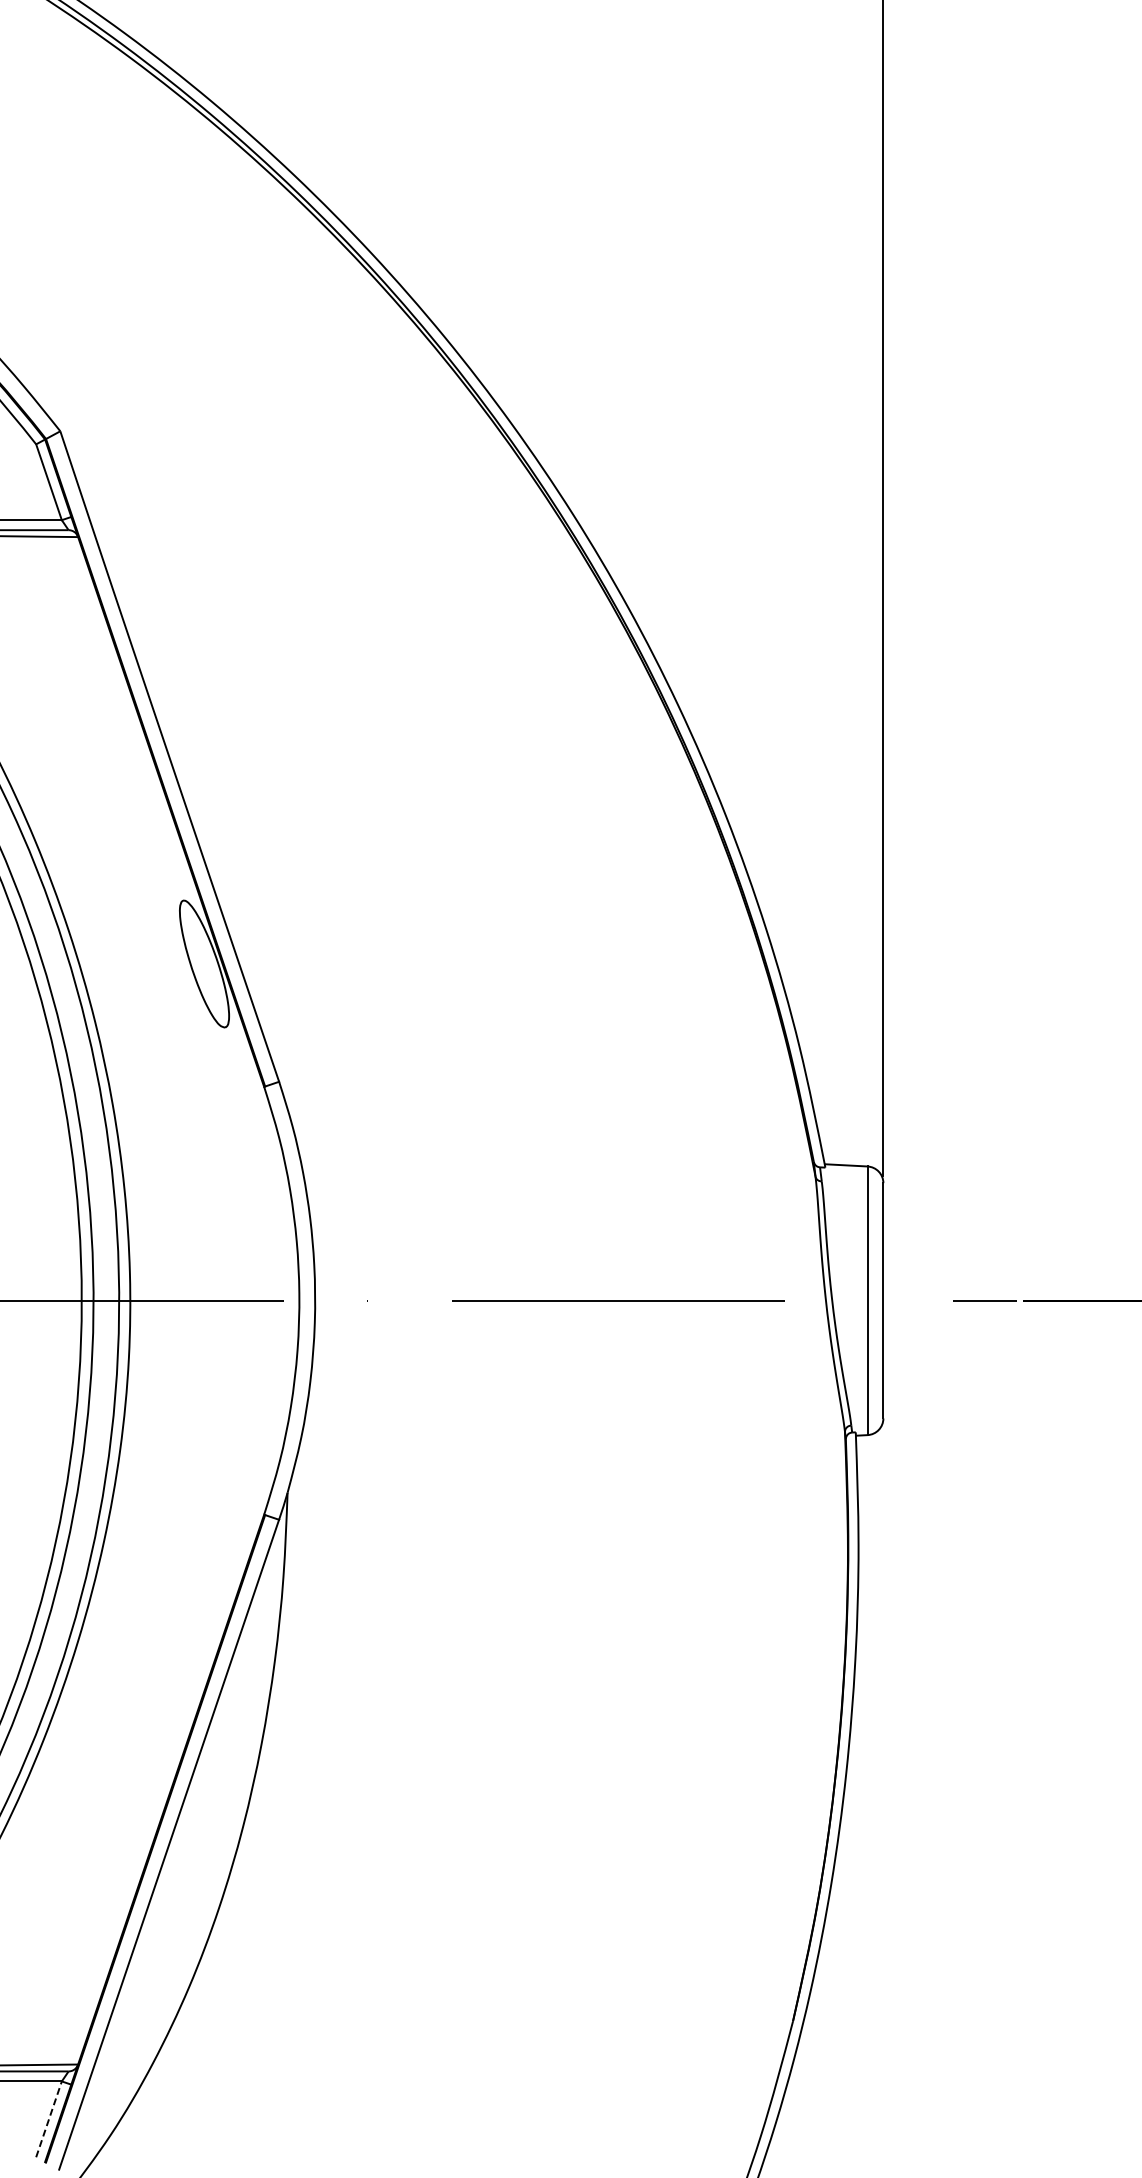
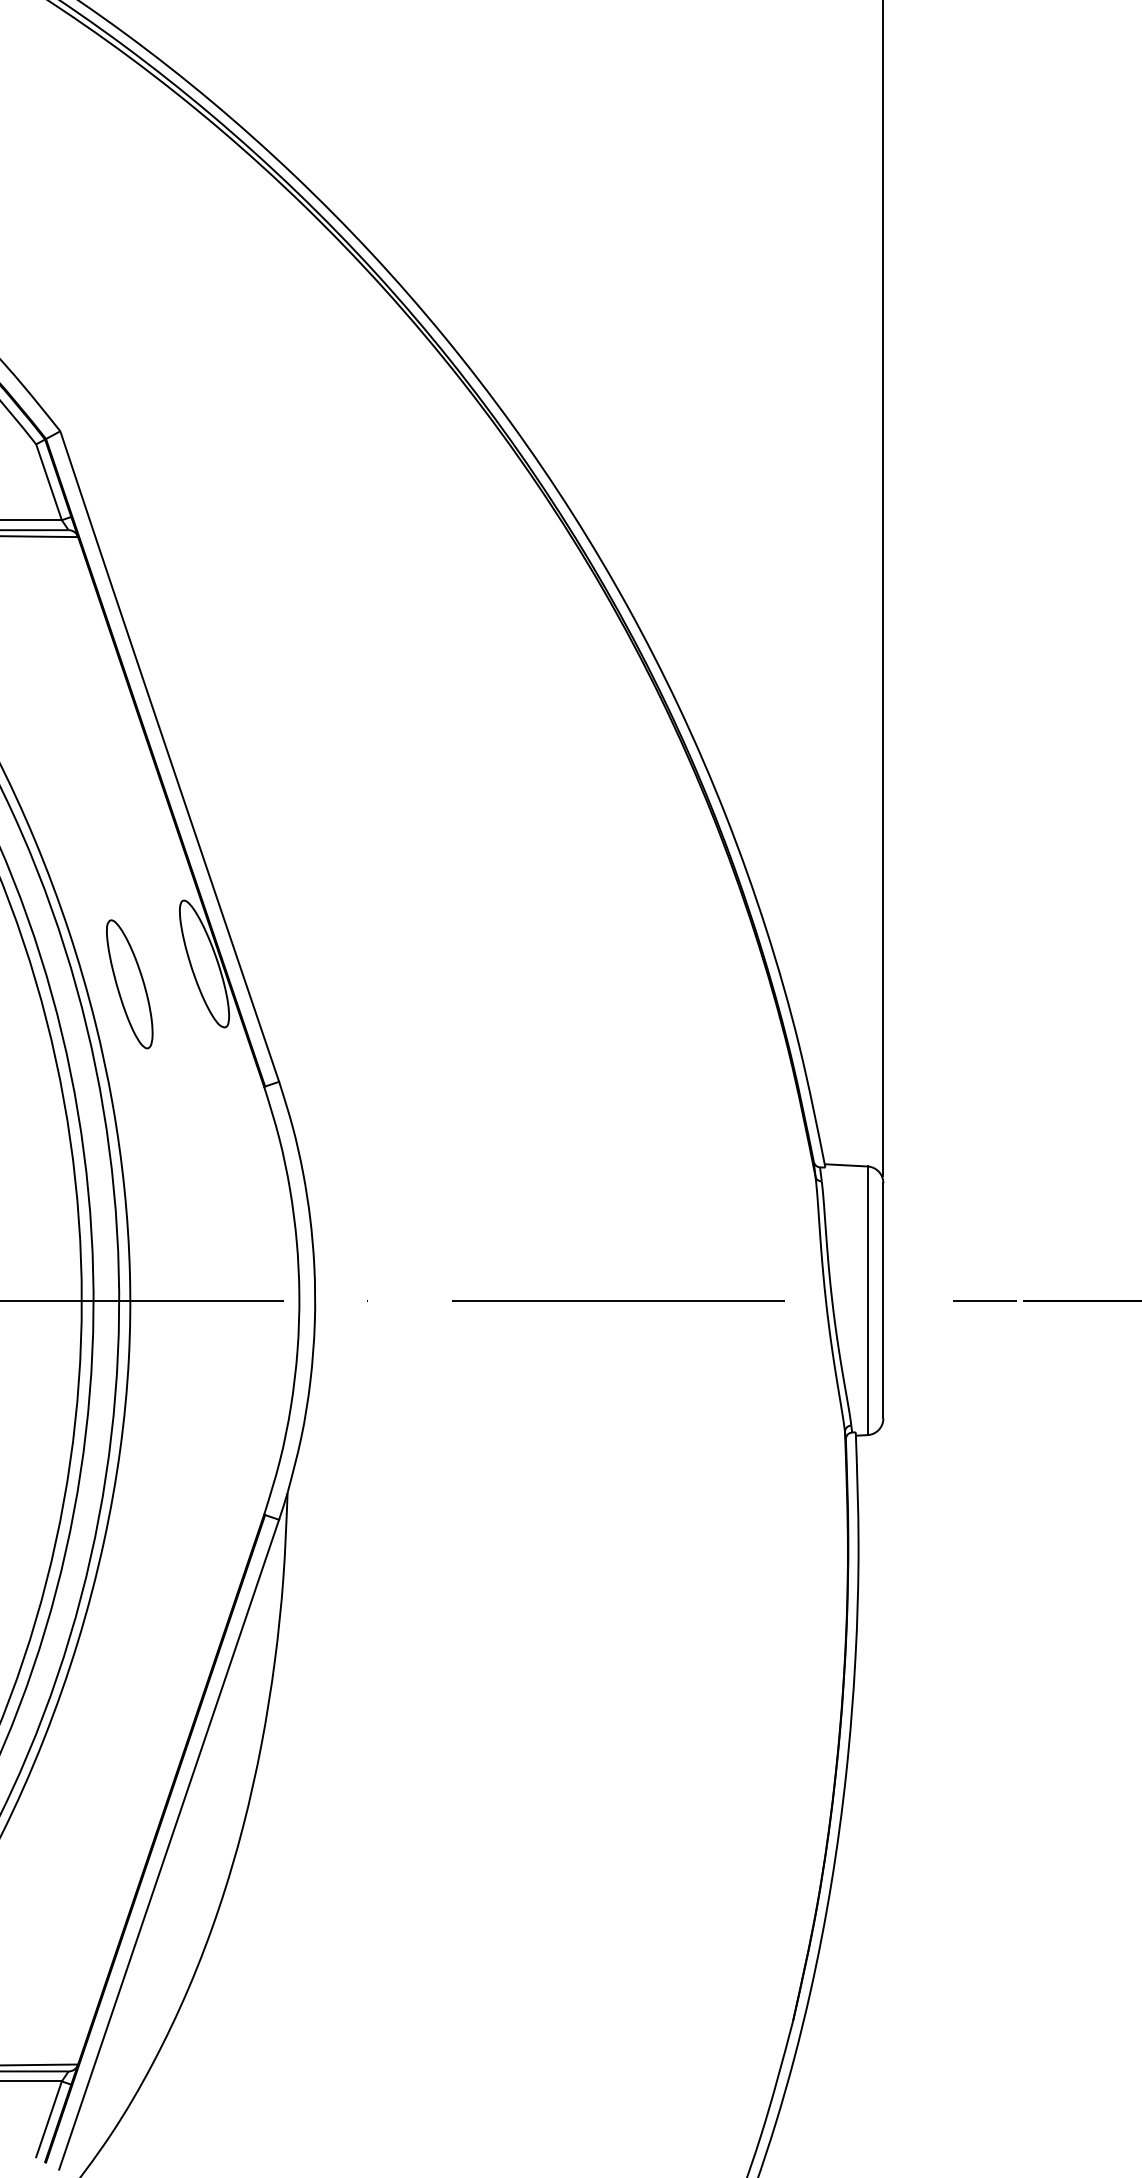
part: none -> present (129, 984)
line: dashed -> solid (49, 2118)
